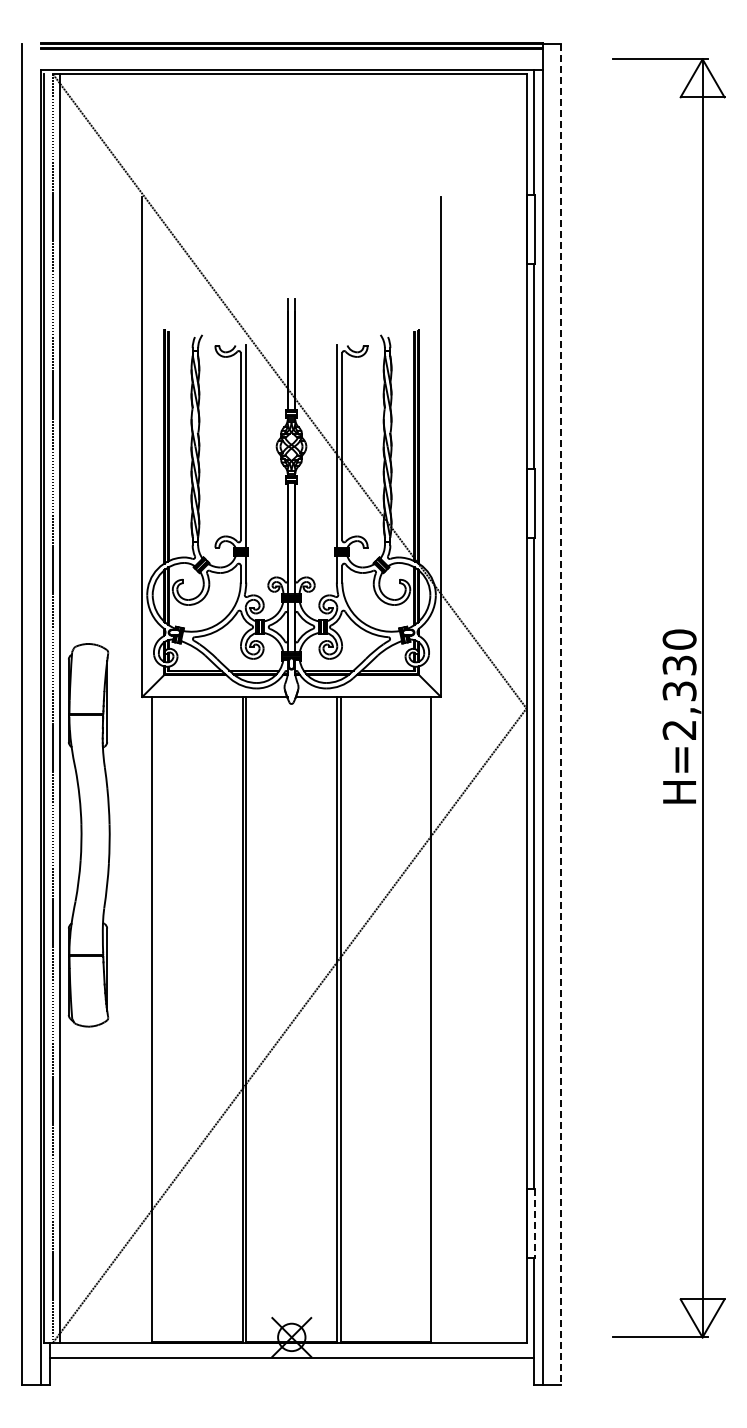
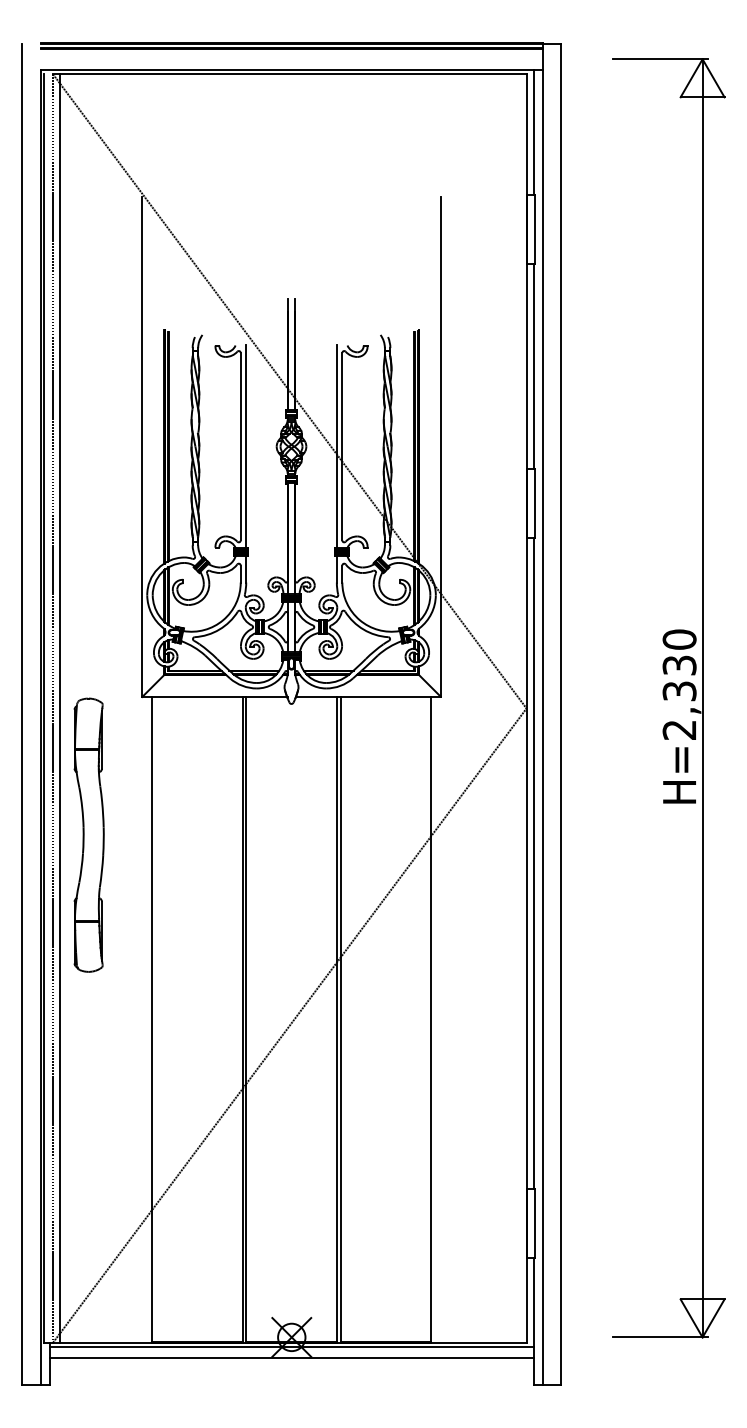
line: dashed -> solid (561, 714)
part size: 44x385 px -> 32x276 px (88, 834)
line: dashed -> solid (535, 1223)
line: none -> present (291, 1347)
